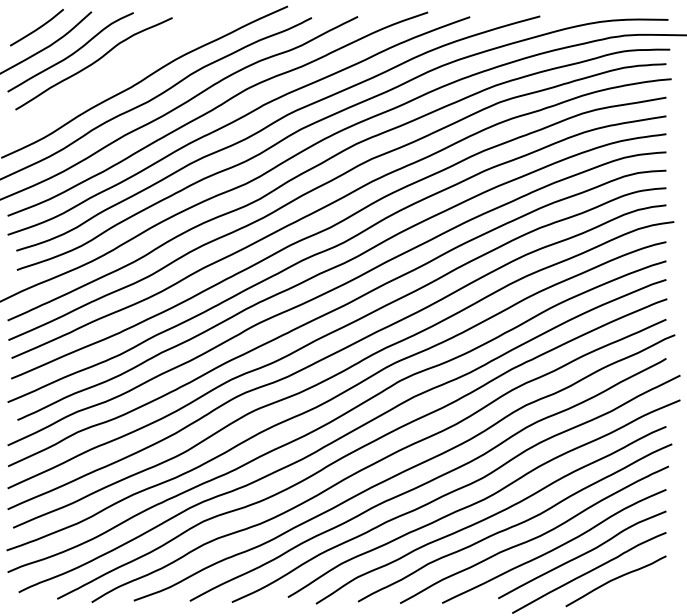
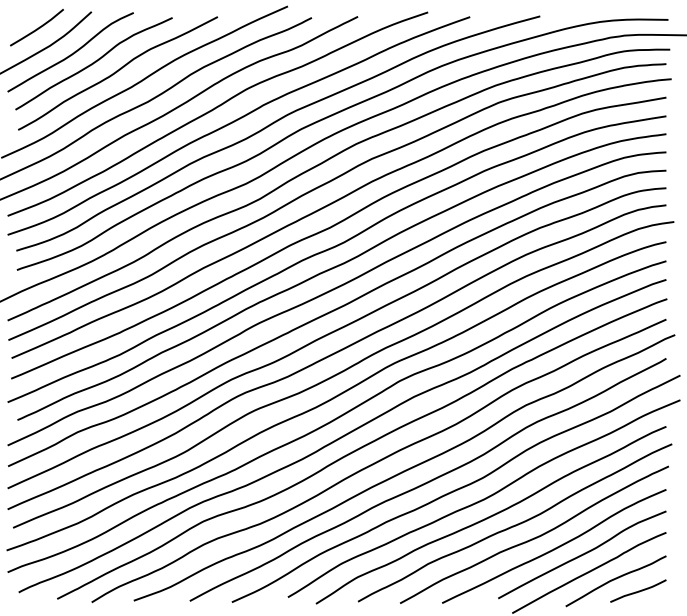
curve: none -> present (117, 72)
curve: none -> present (638, 590)
